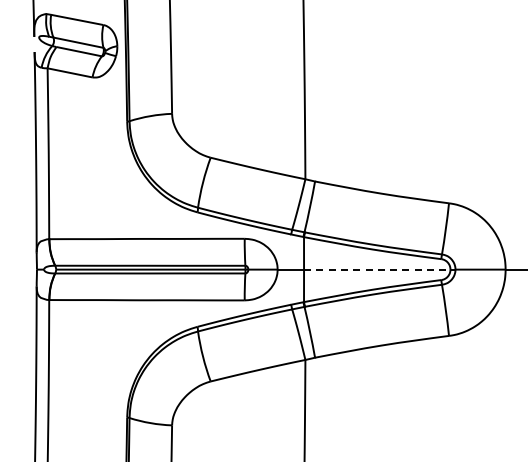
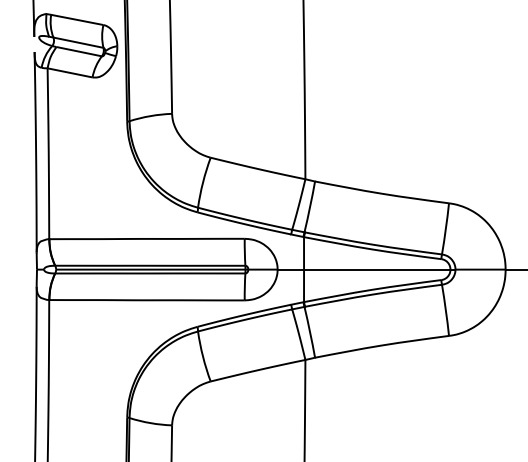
line: dashed -> solid (377, 269)
